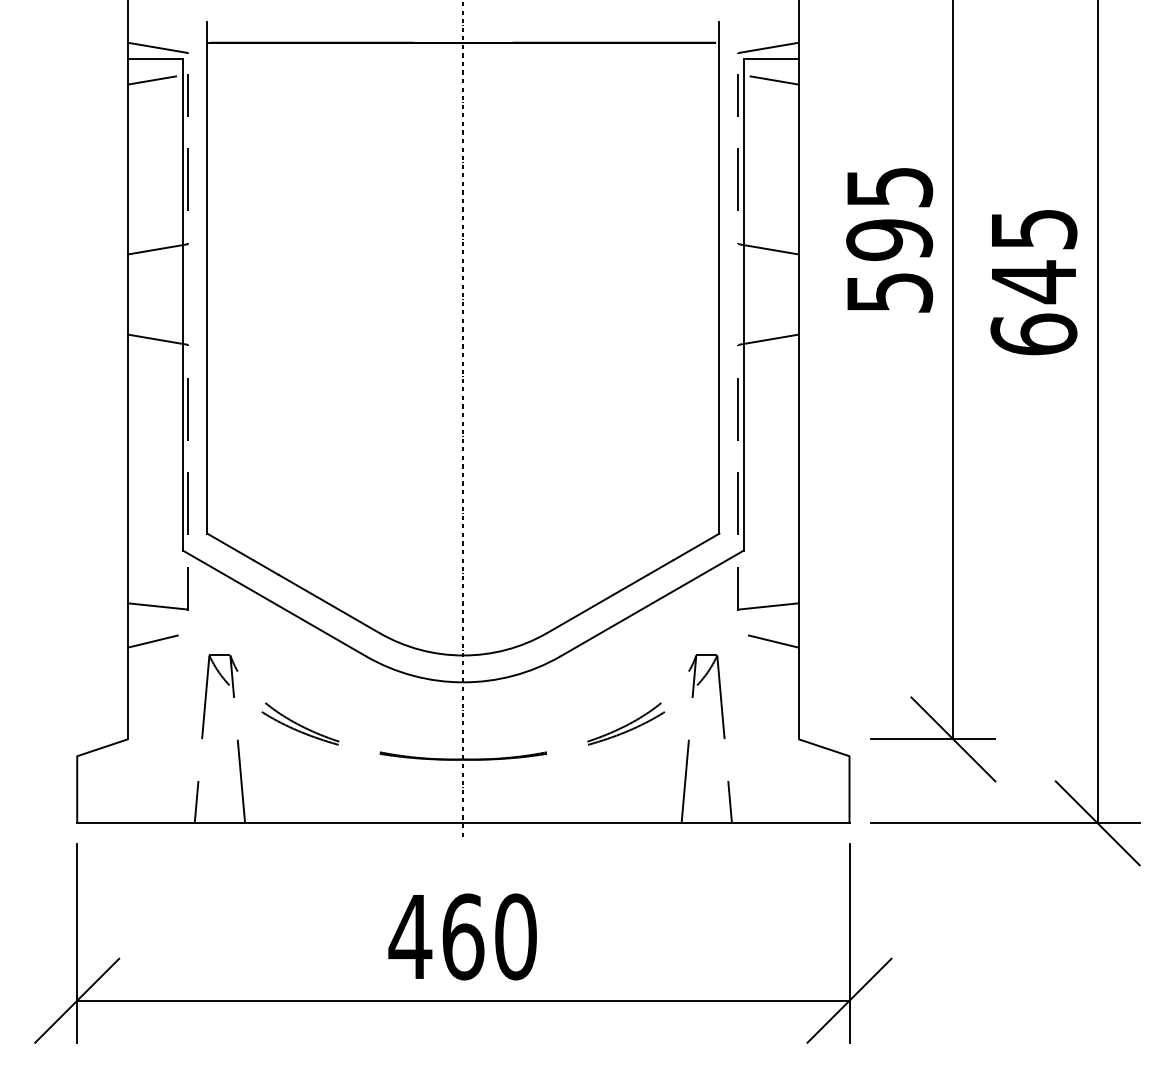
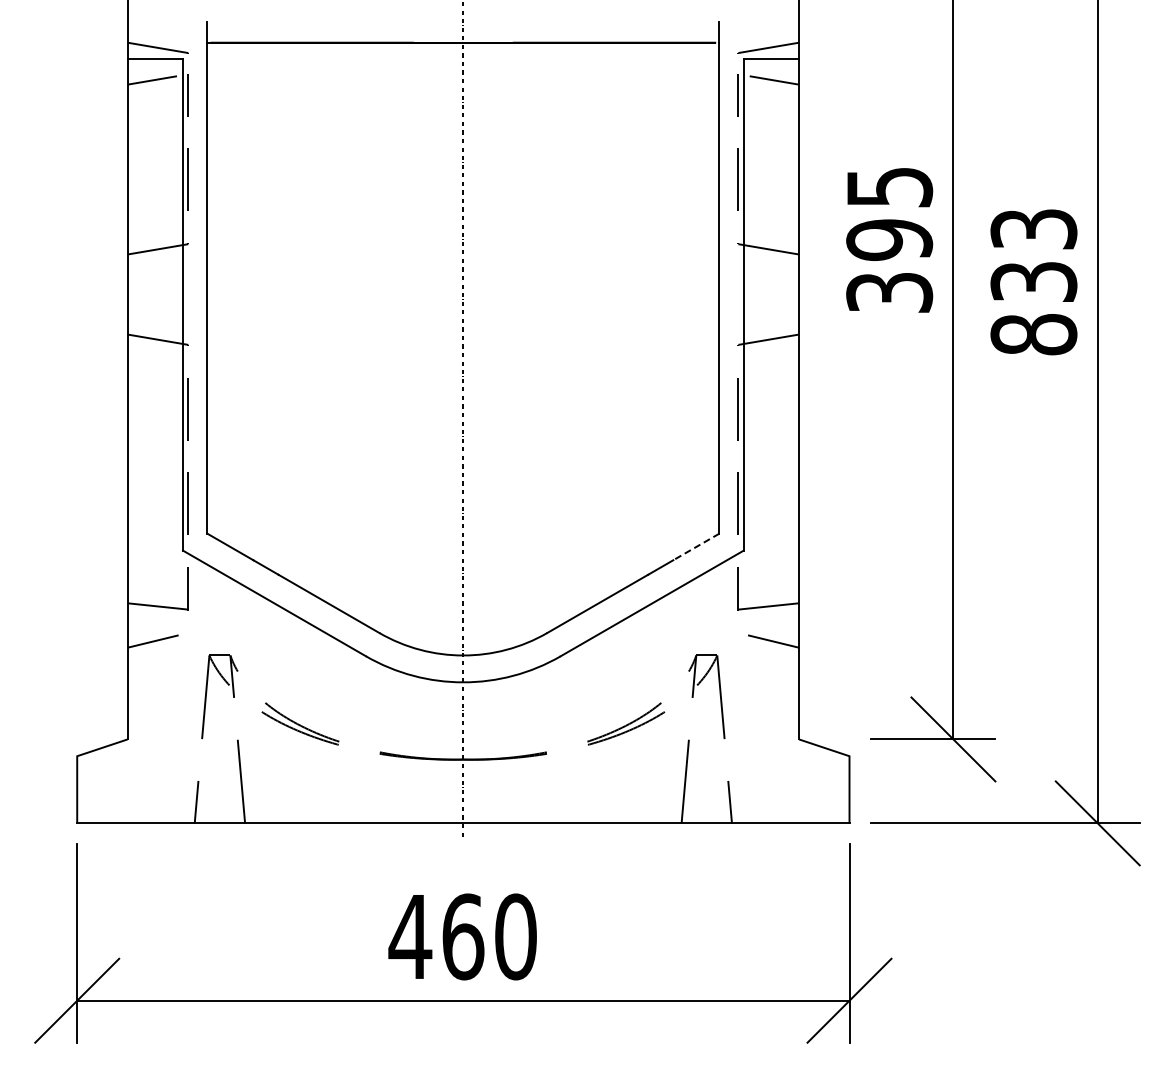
text: 645 -> 833 (1033, 282)
text: 595 -> 395 (889, 292)
line: solid -> dashed (696, 546)
